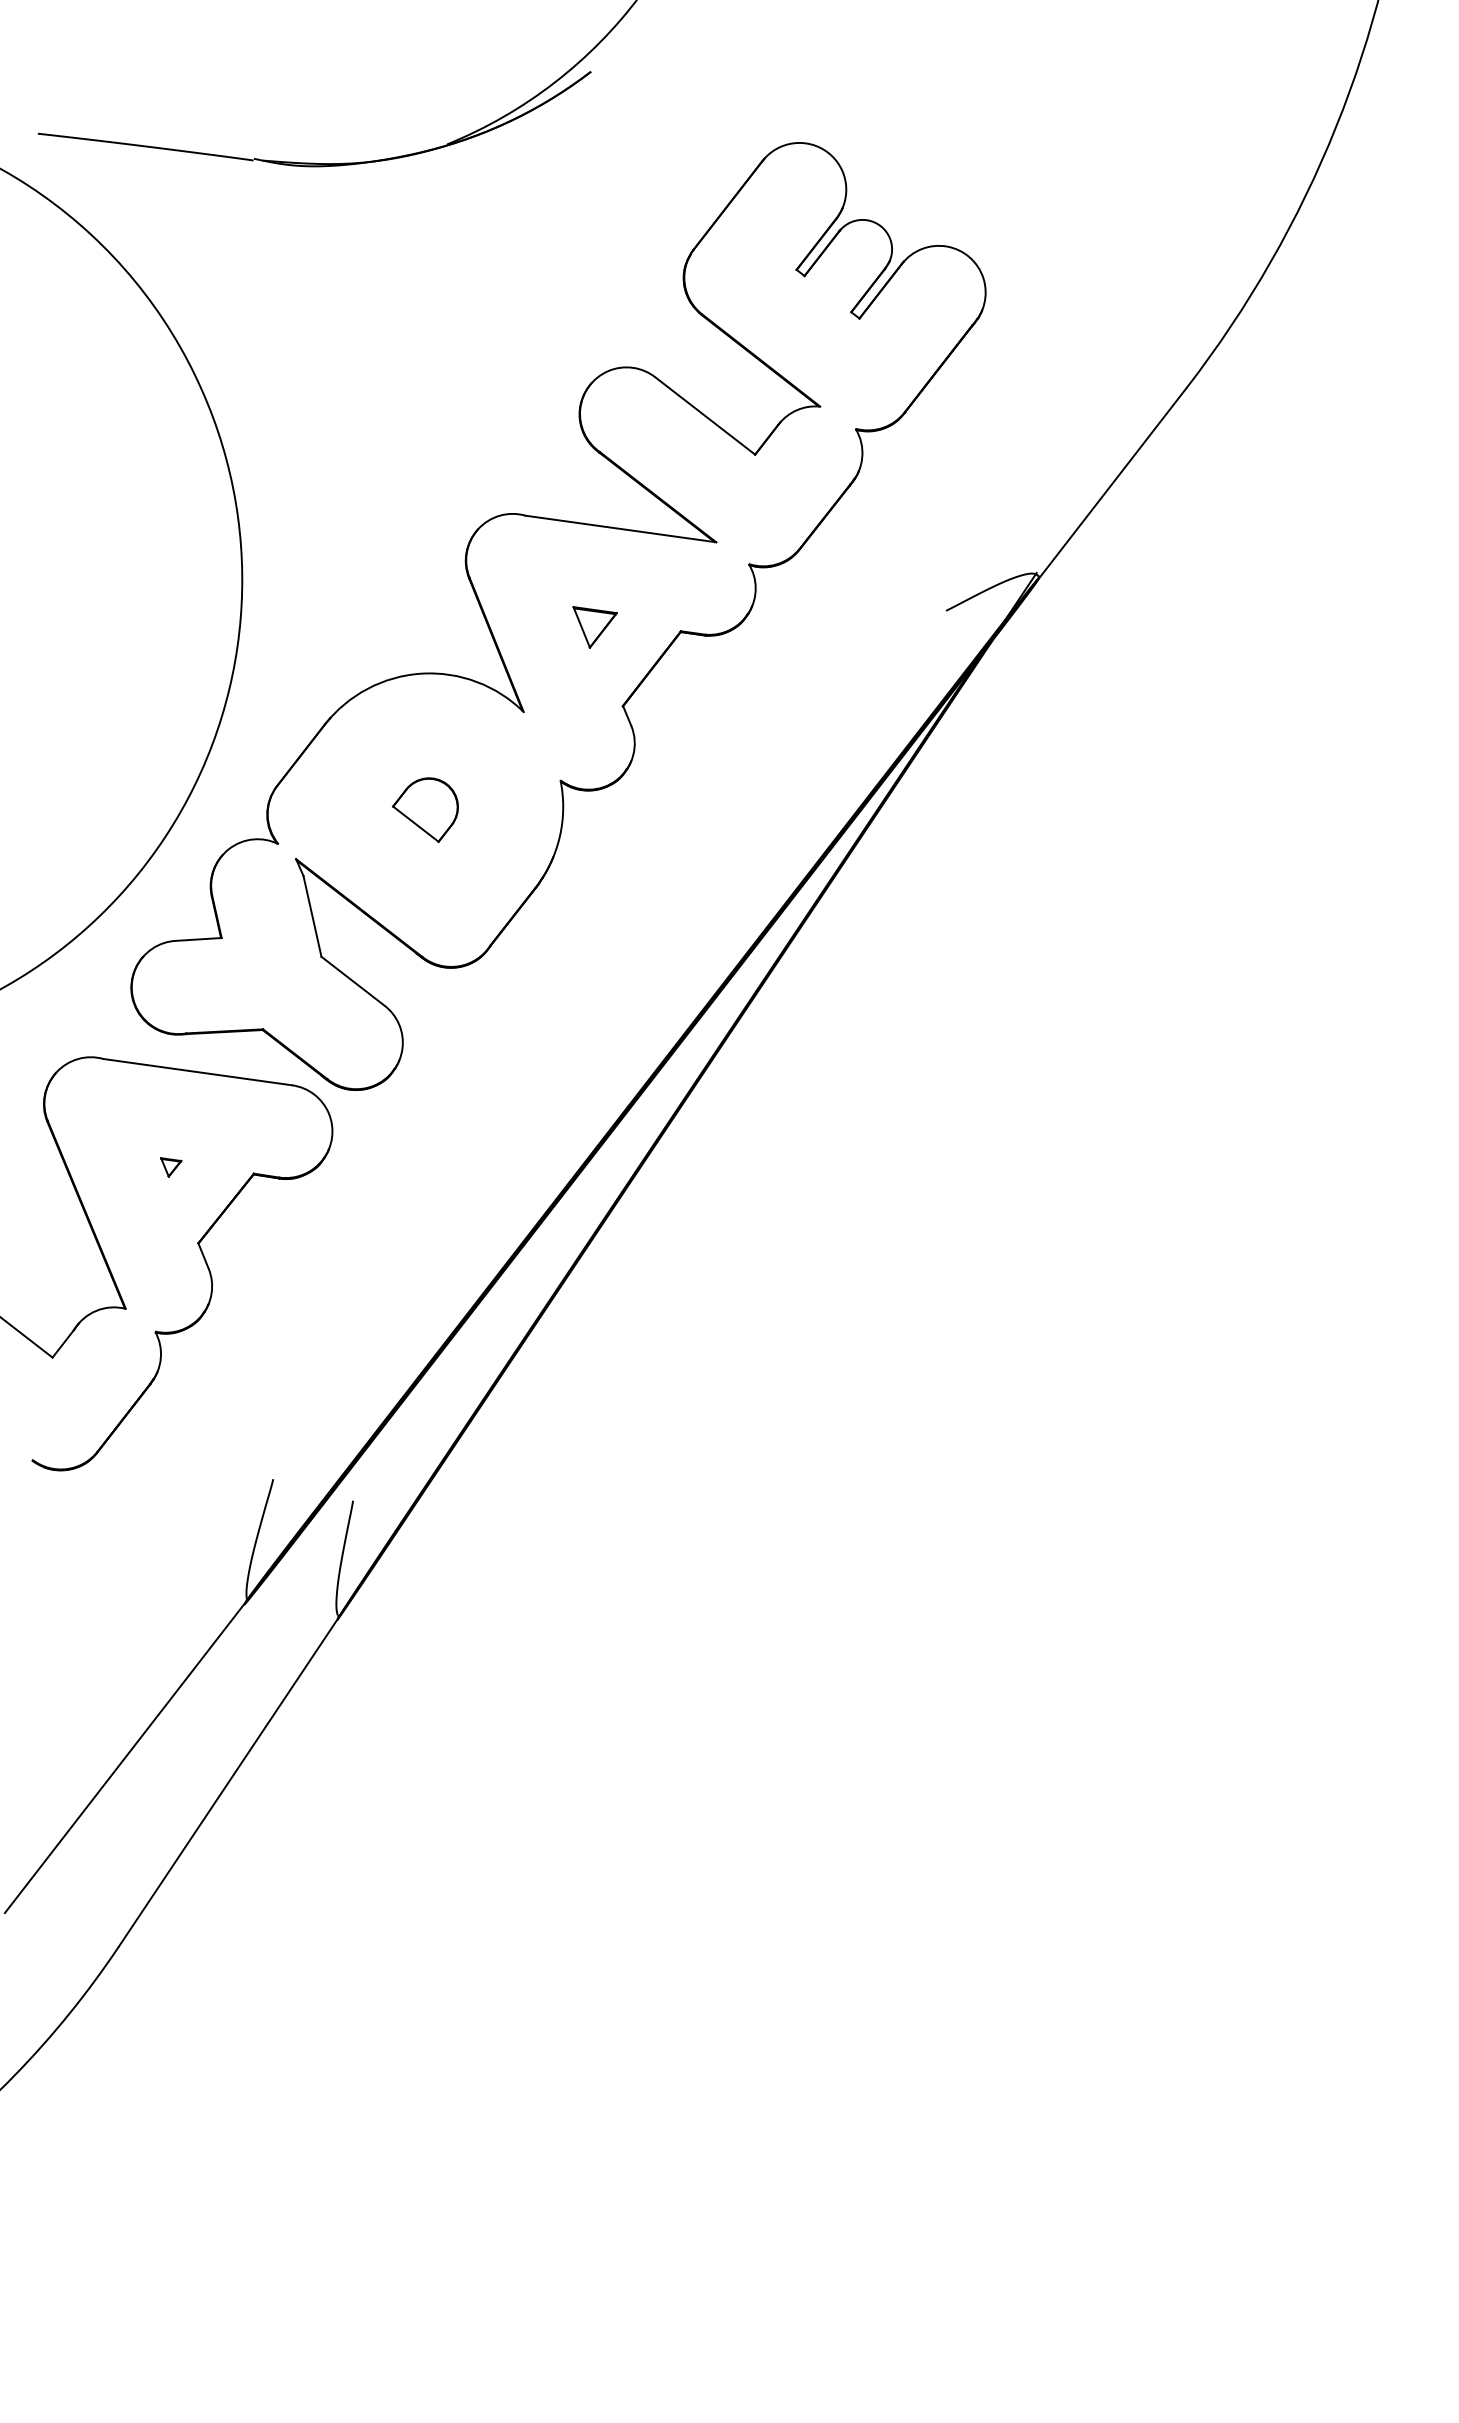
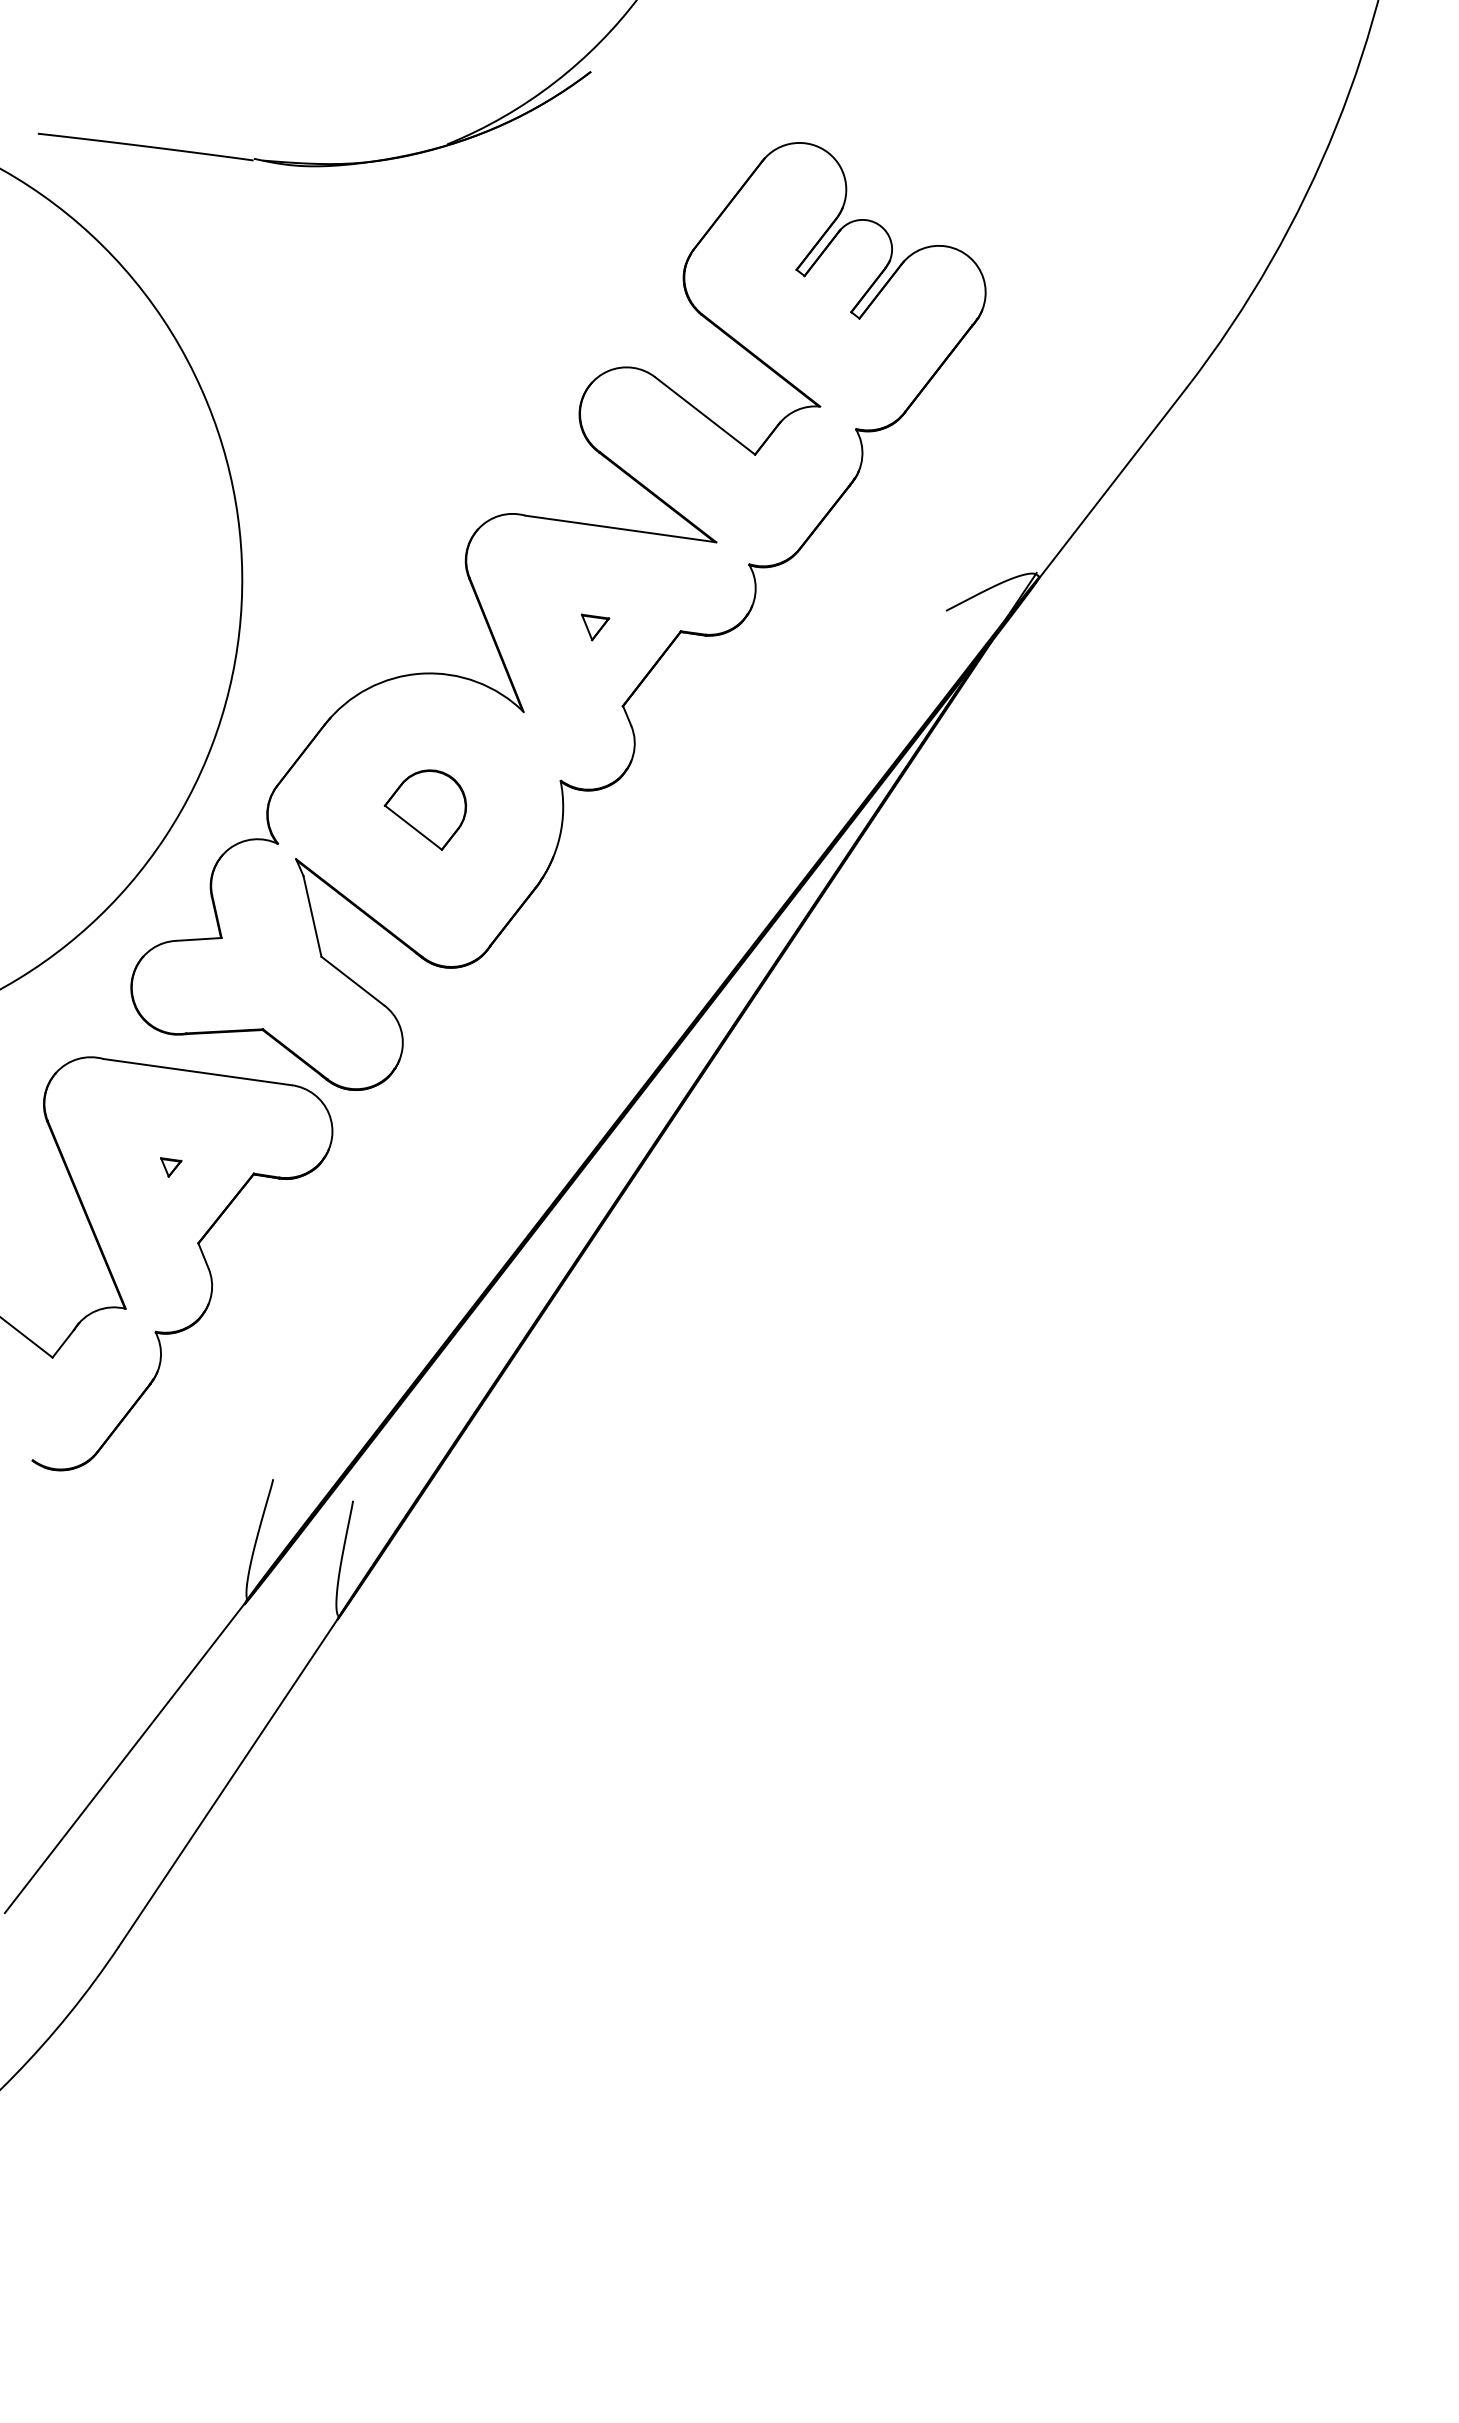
part size: 46x43 px -> 30x29 px (595, 627)
part size: 68x66 px -> 85x82 px (425, 809)
